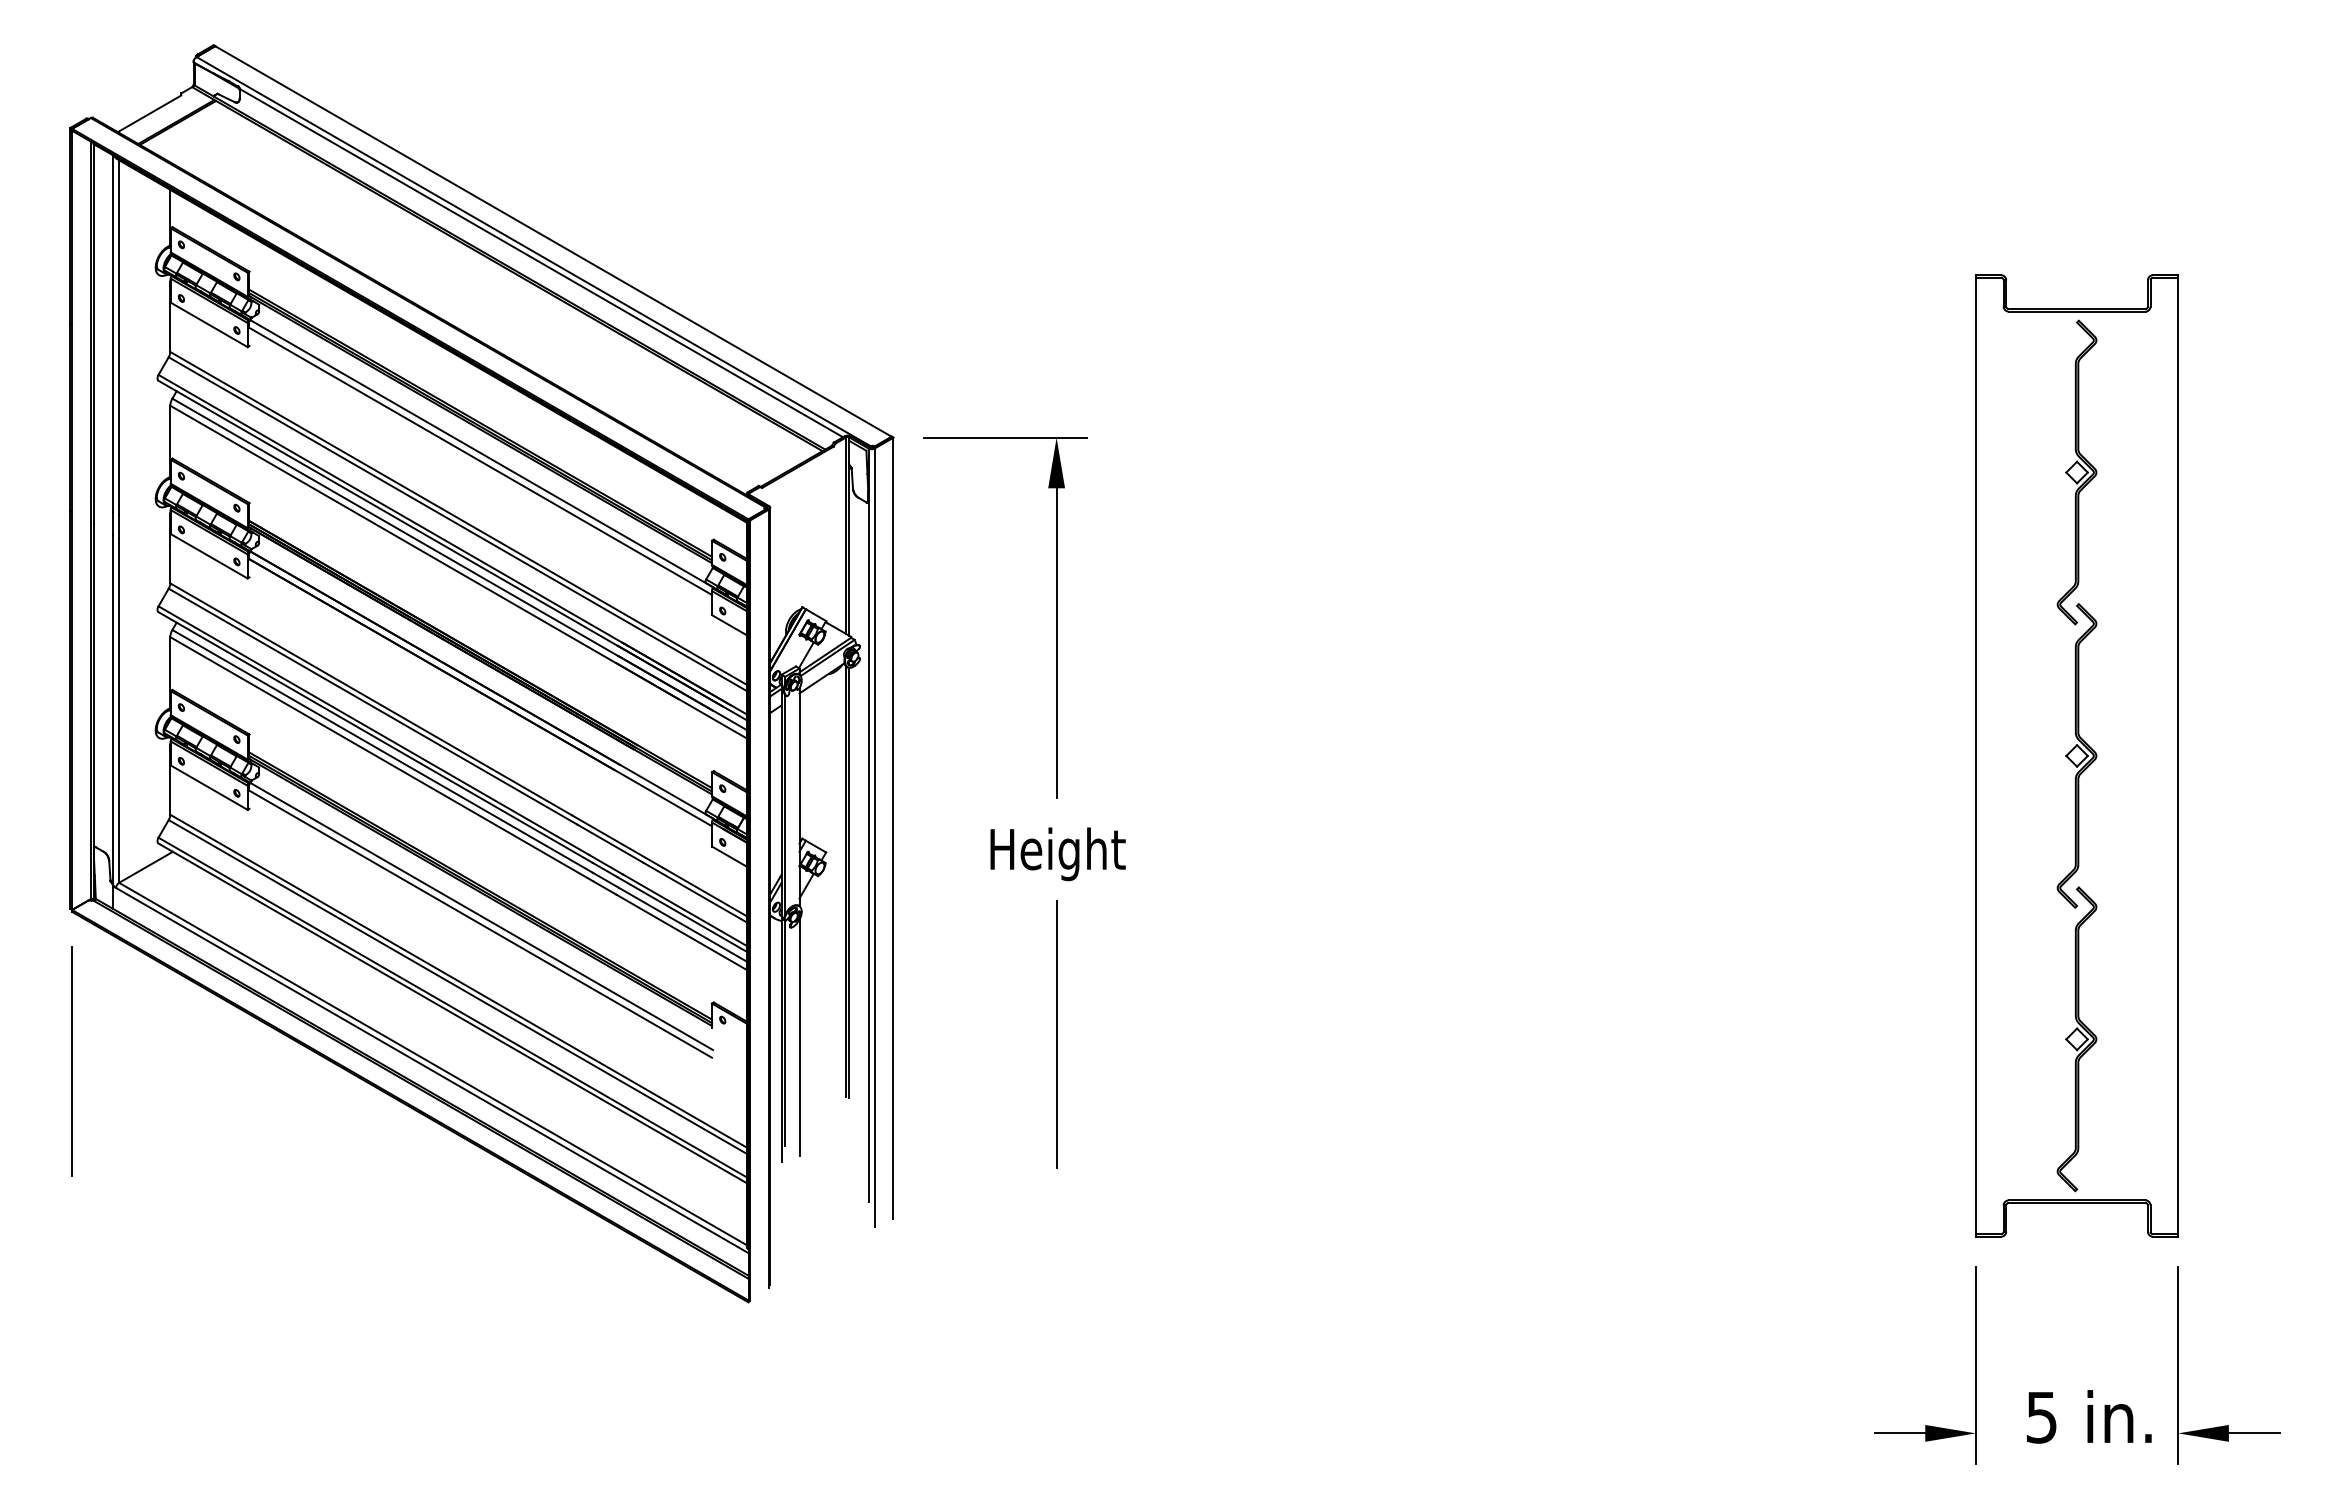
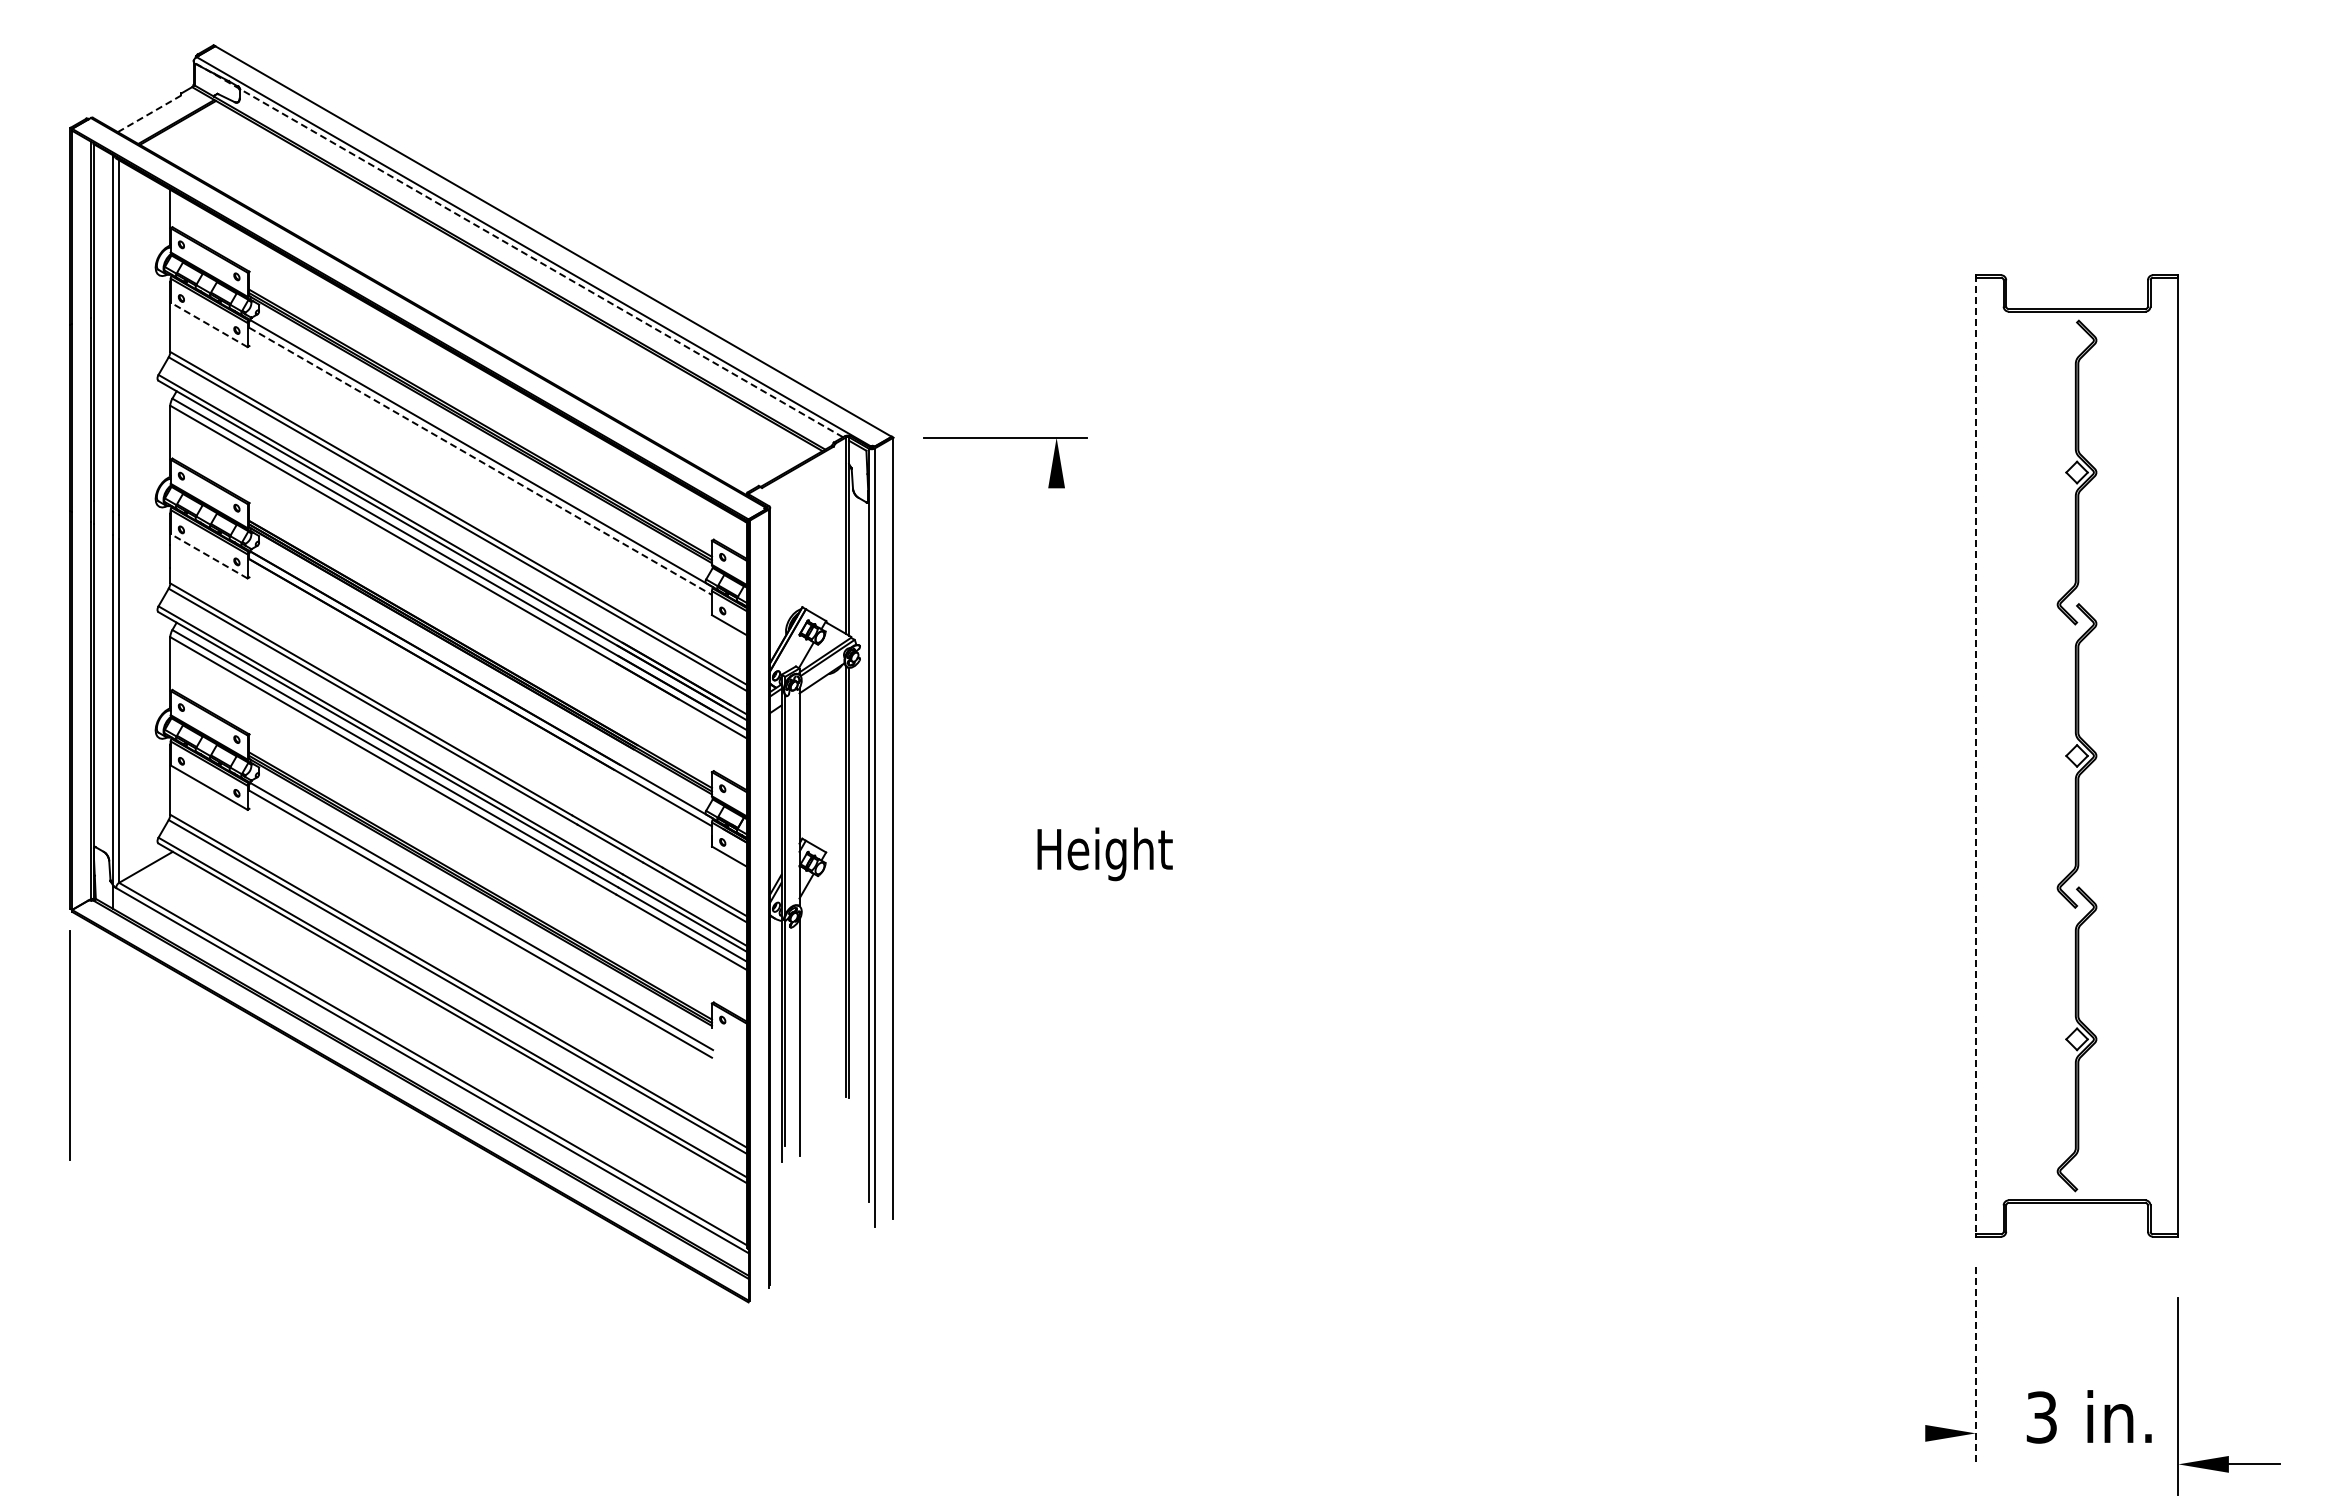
line: solid -> dashed (149, 113)
line: solid -> dashed (517, 249)
line: solid -> dashed (208, 324)
line: solid -> dashed (481, 461)
line: solid -> dashed (208, 556)
line: present -> none (1056, 643)
line: solid -> dashed (1975, 756)
text position: (1057, 854) -> (1104, 854) (1104, 854)
line: present -> none (1056, 1034)
line position: (71, 1061) -> (69, 1045) (69, 1045)
line: solid -> dashed (1975, 1365)
part position: (2178, 1365) -> (2178, 1396) (2178, 1396)
text: 5 -> 3 (2041, 1417)
line: present -> none (1899, 1433)
